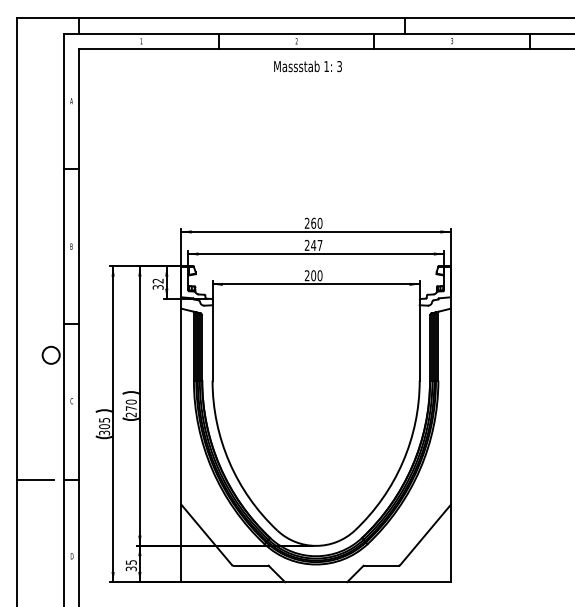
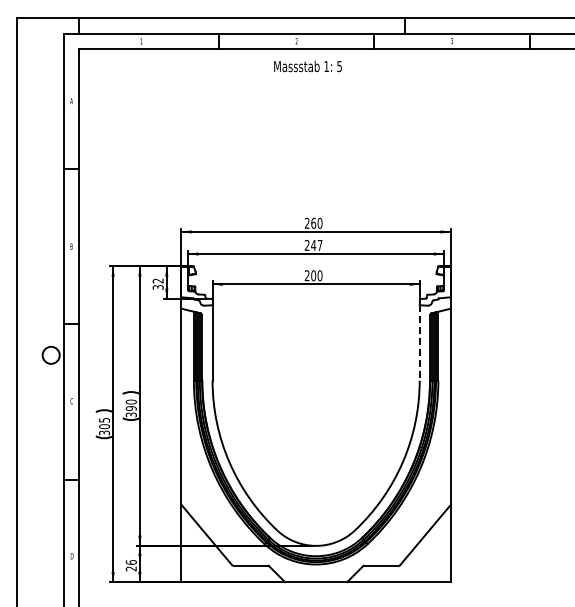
text: 3 -> 5 (339, 65)
line: solid -> dashed (419, 342)
text: 270 -> 390 (130, 411)
line: present -> none (35, 479)
text: 35 -> 26 (130, 565)
